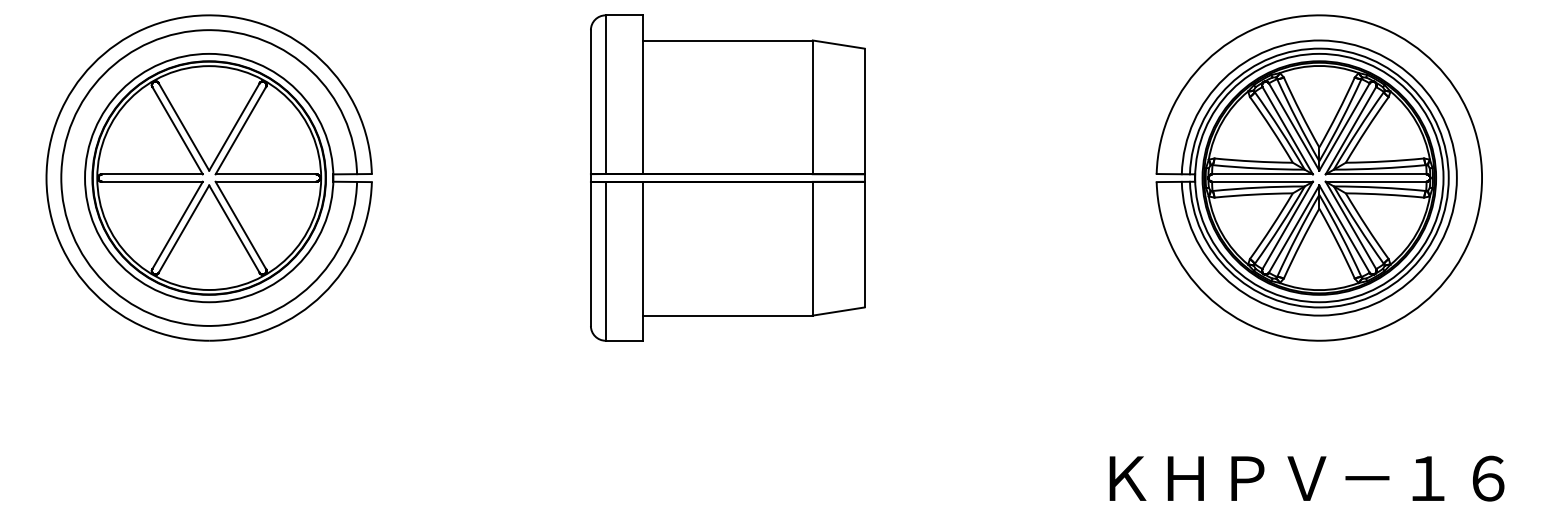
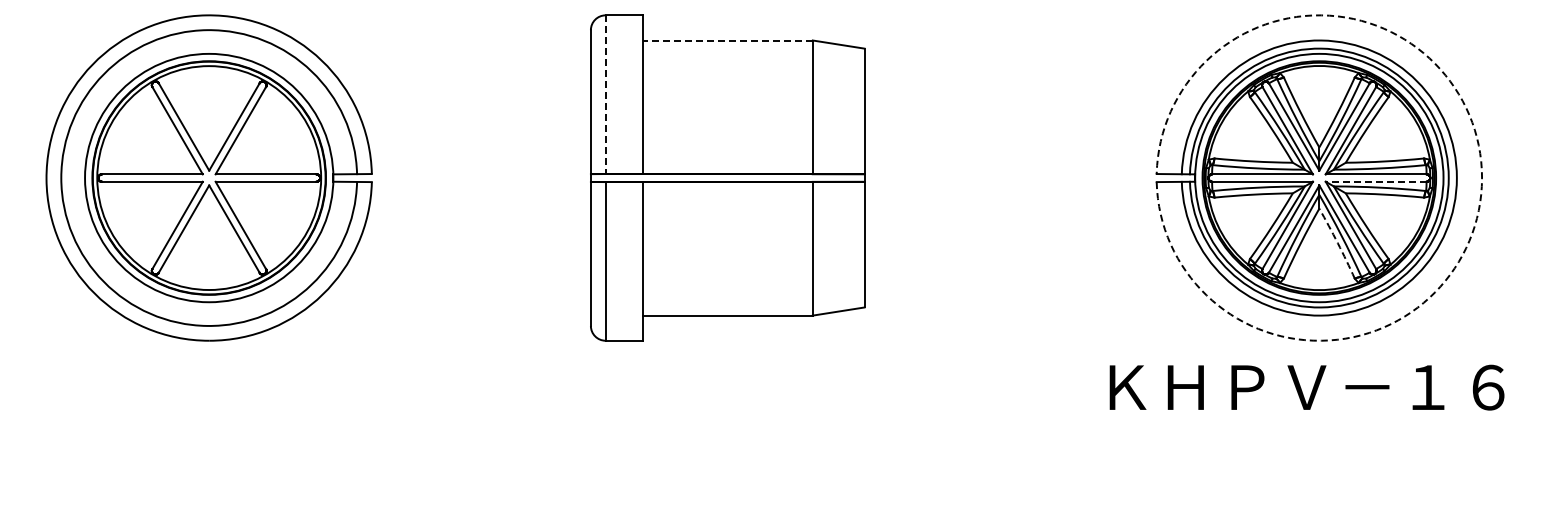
line: solid -> dashed (727, 40)
line: solid -> dashed (605, 95)
arc: solid -> dashed (1482, 178)
line: solid -> dashed (1375, 181)
arc: solid -> dashed (1337, 243)
text position: (1306, 478) -> (1306, 387) (1306, 387)
